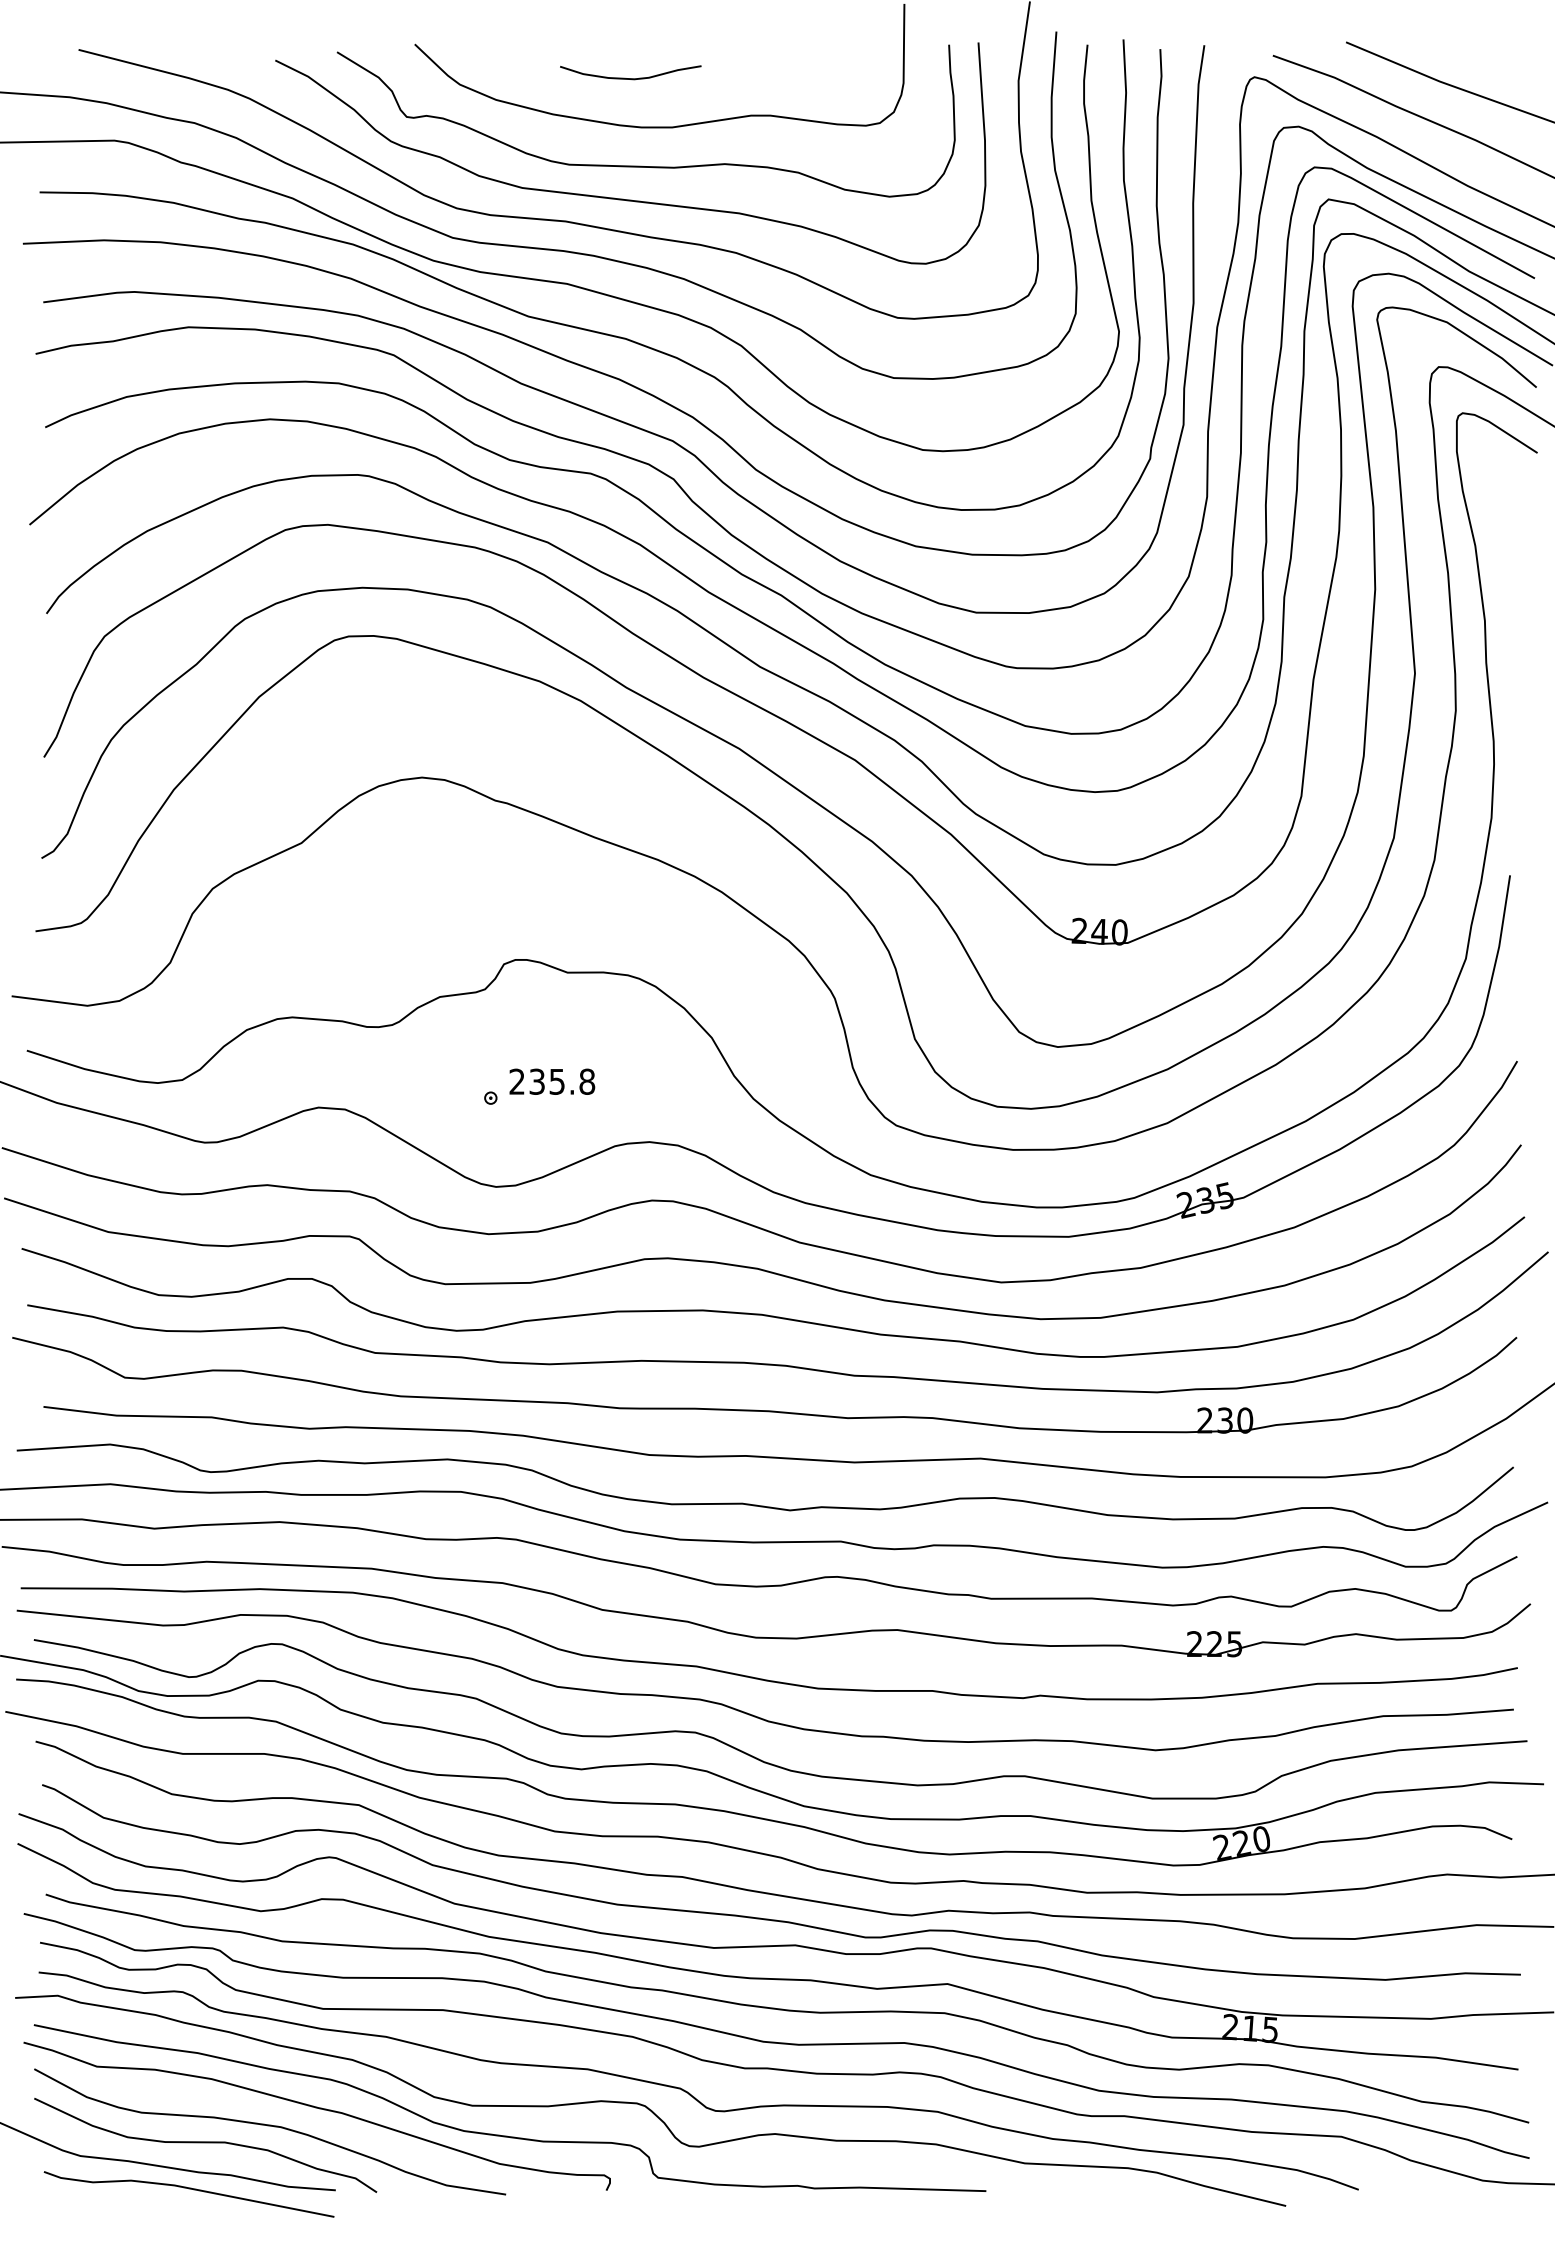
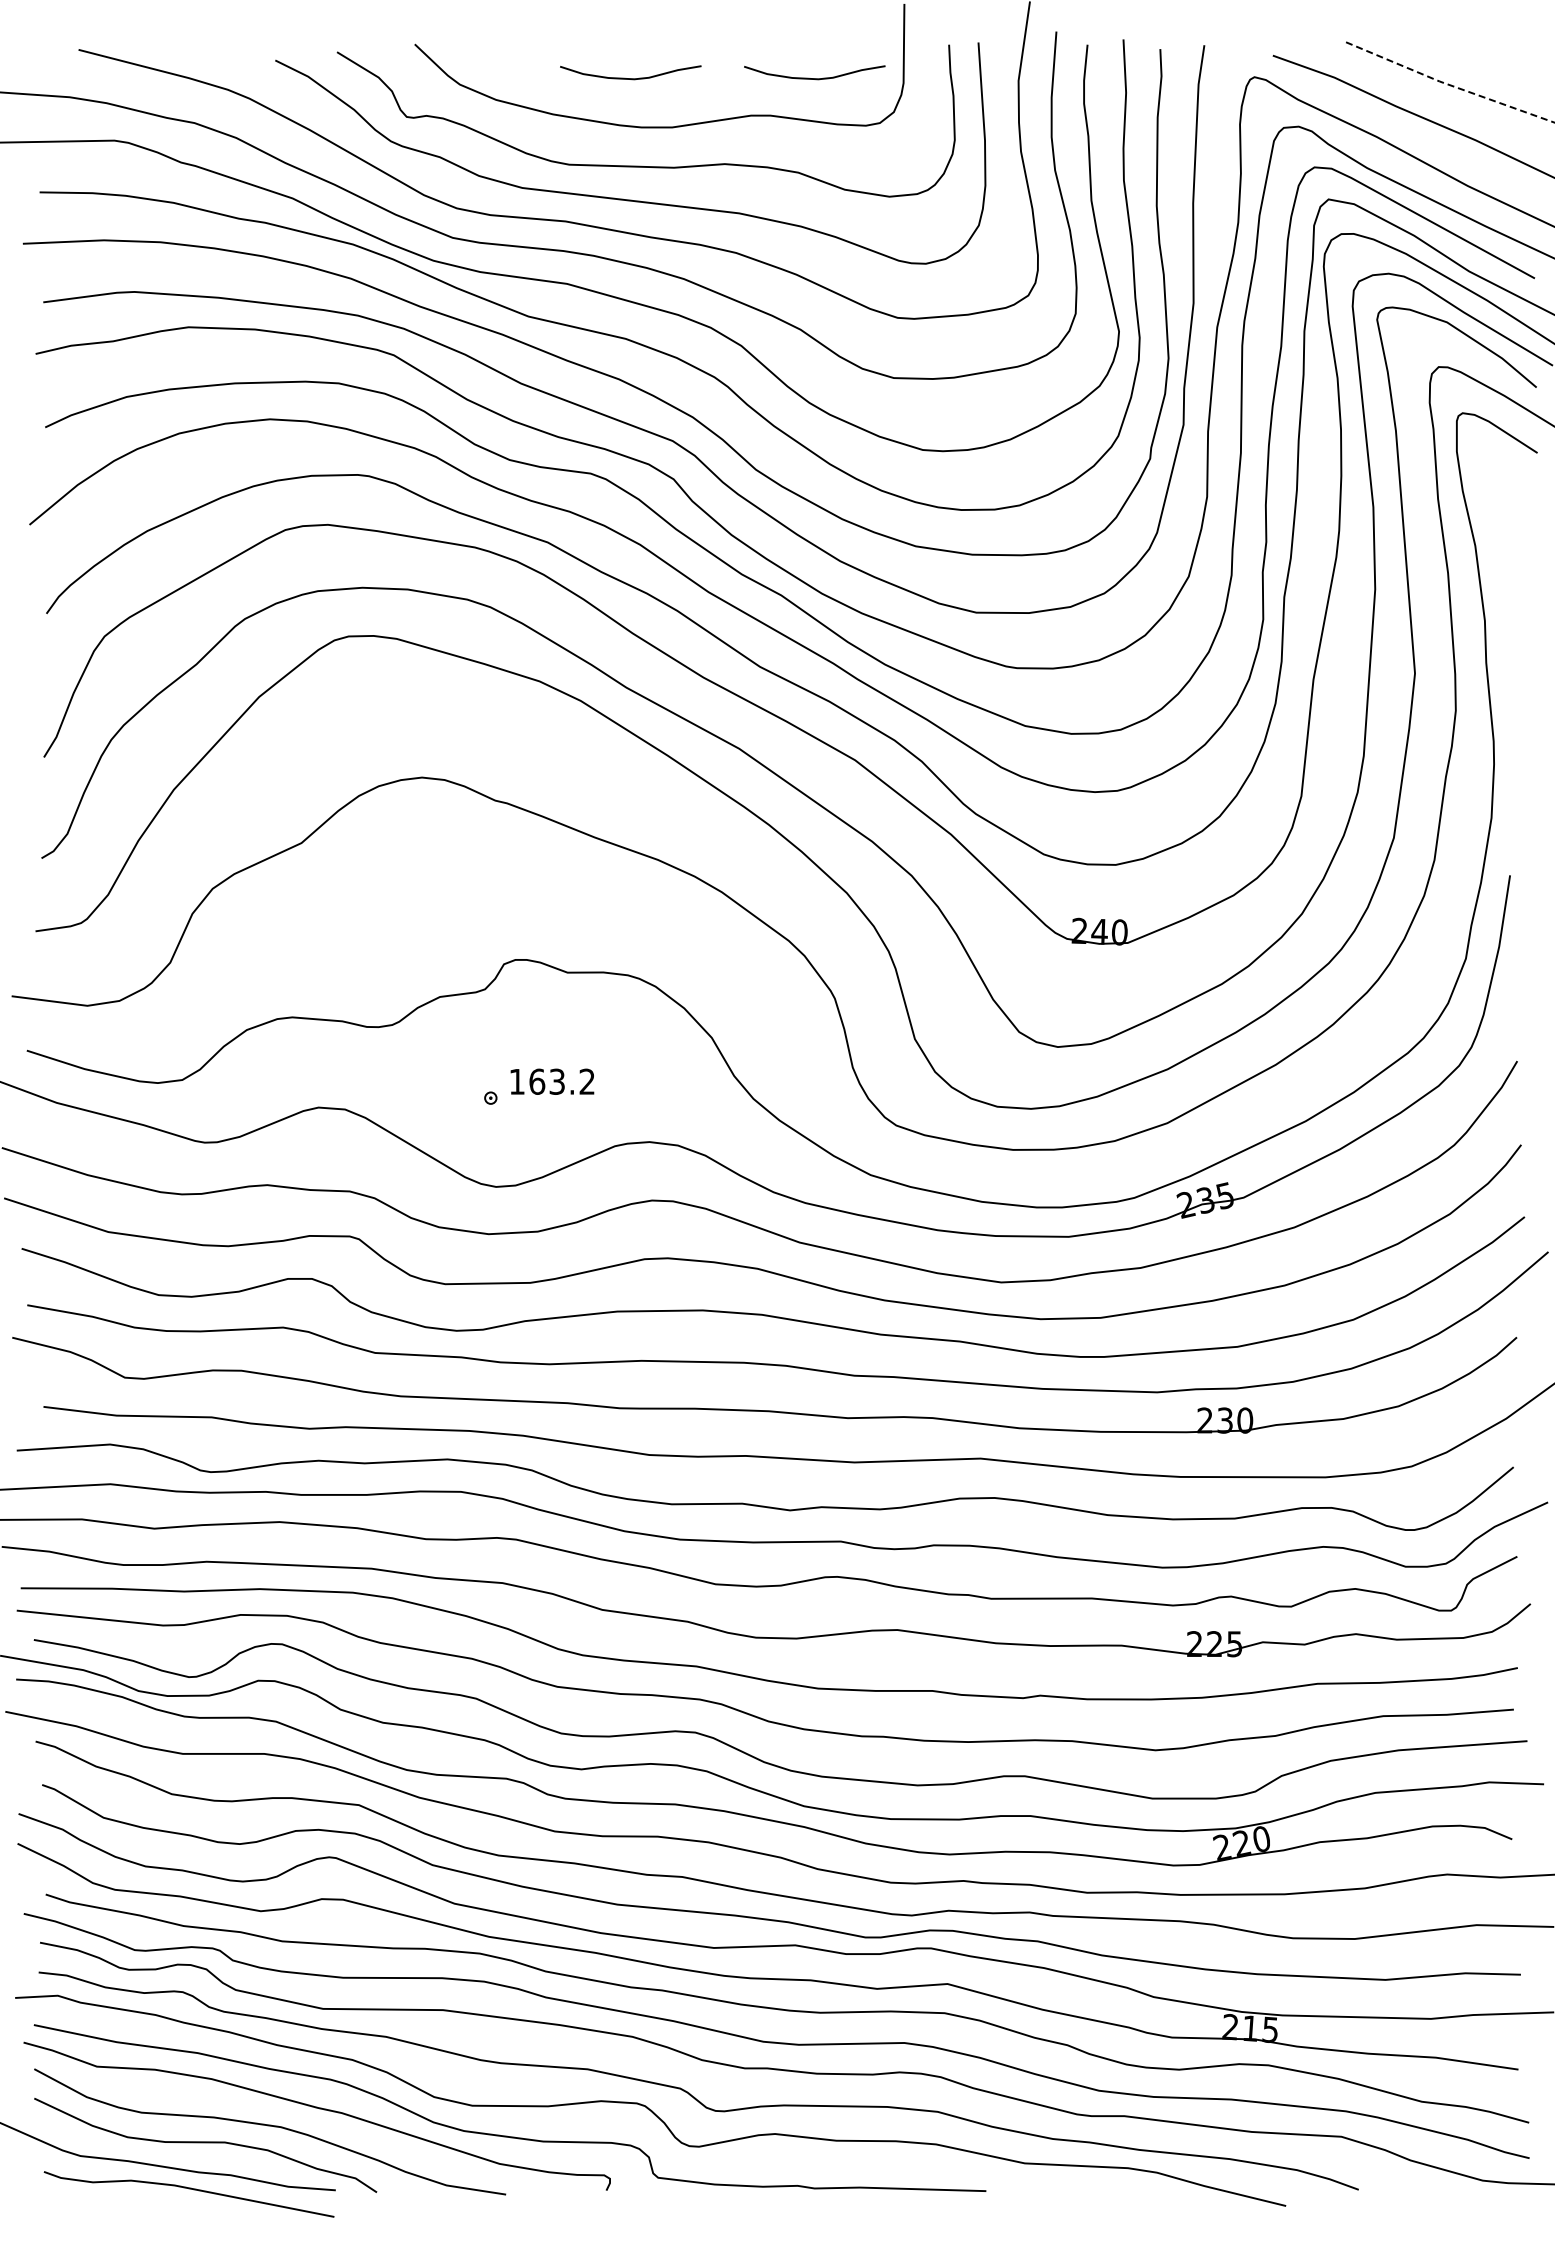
curve: none -> present (814, 78)
line: solid -> dashed (1449, 84)
text: 235.8 -> 163.2 (552, 1081)
